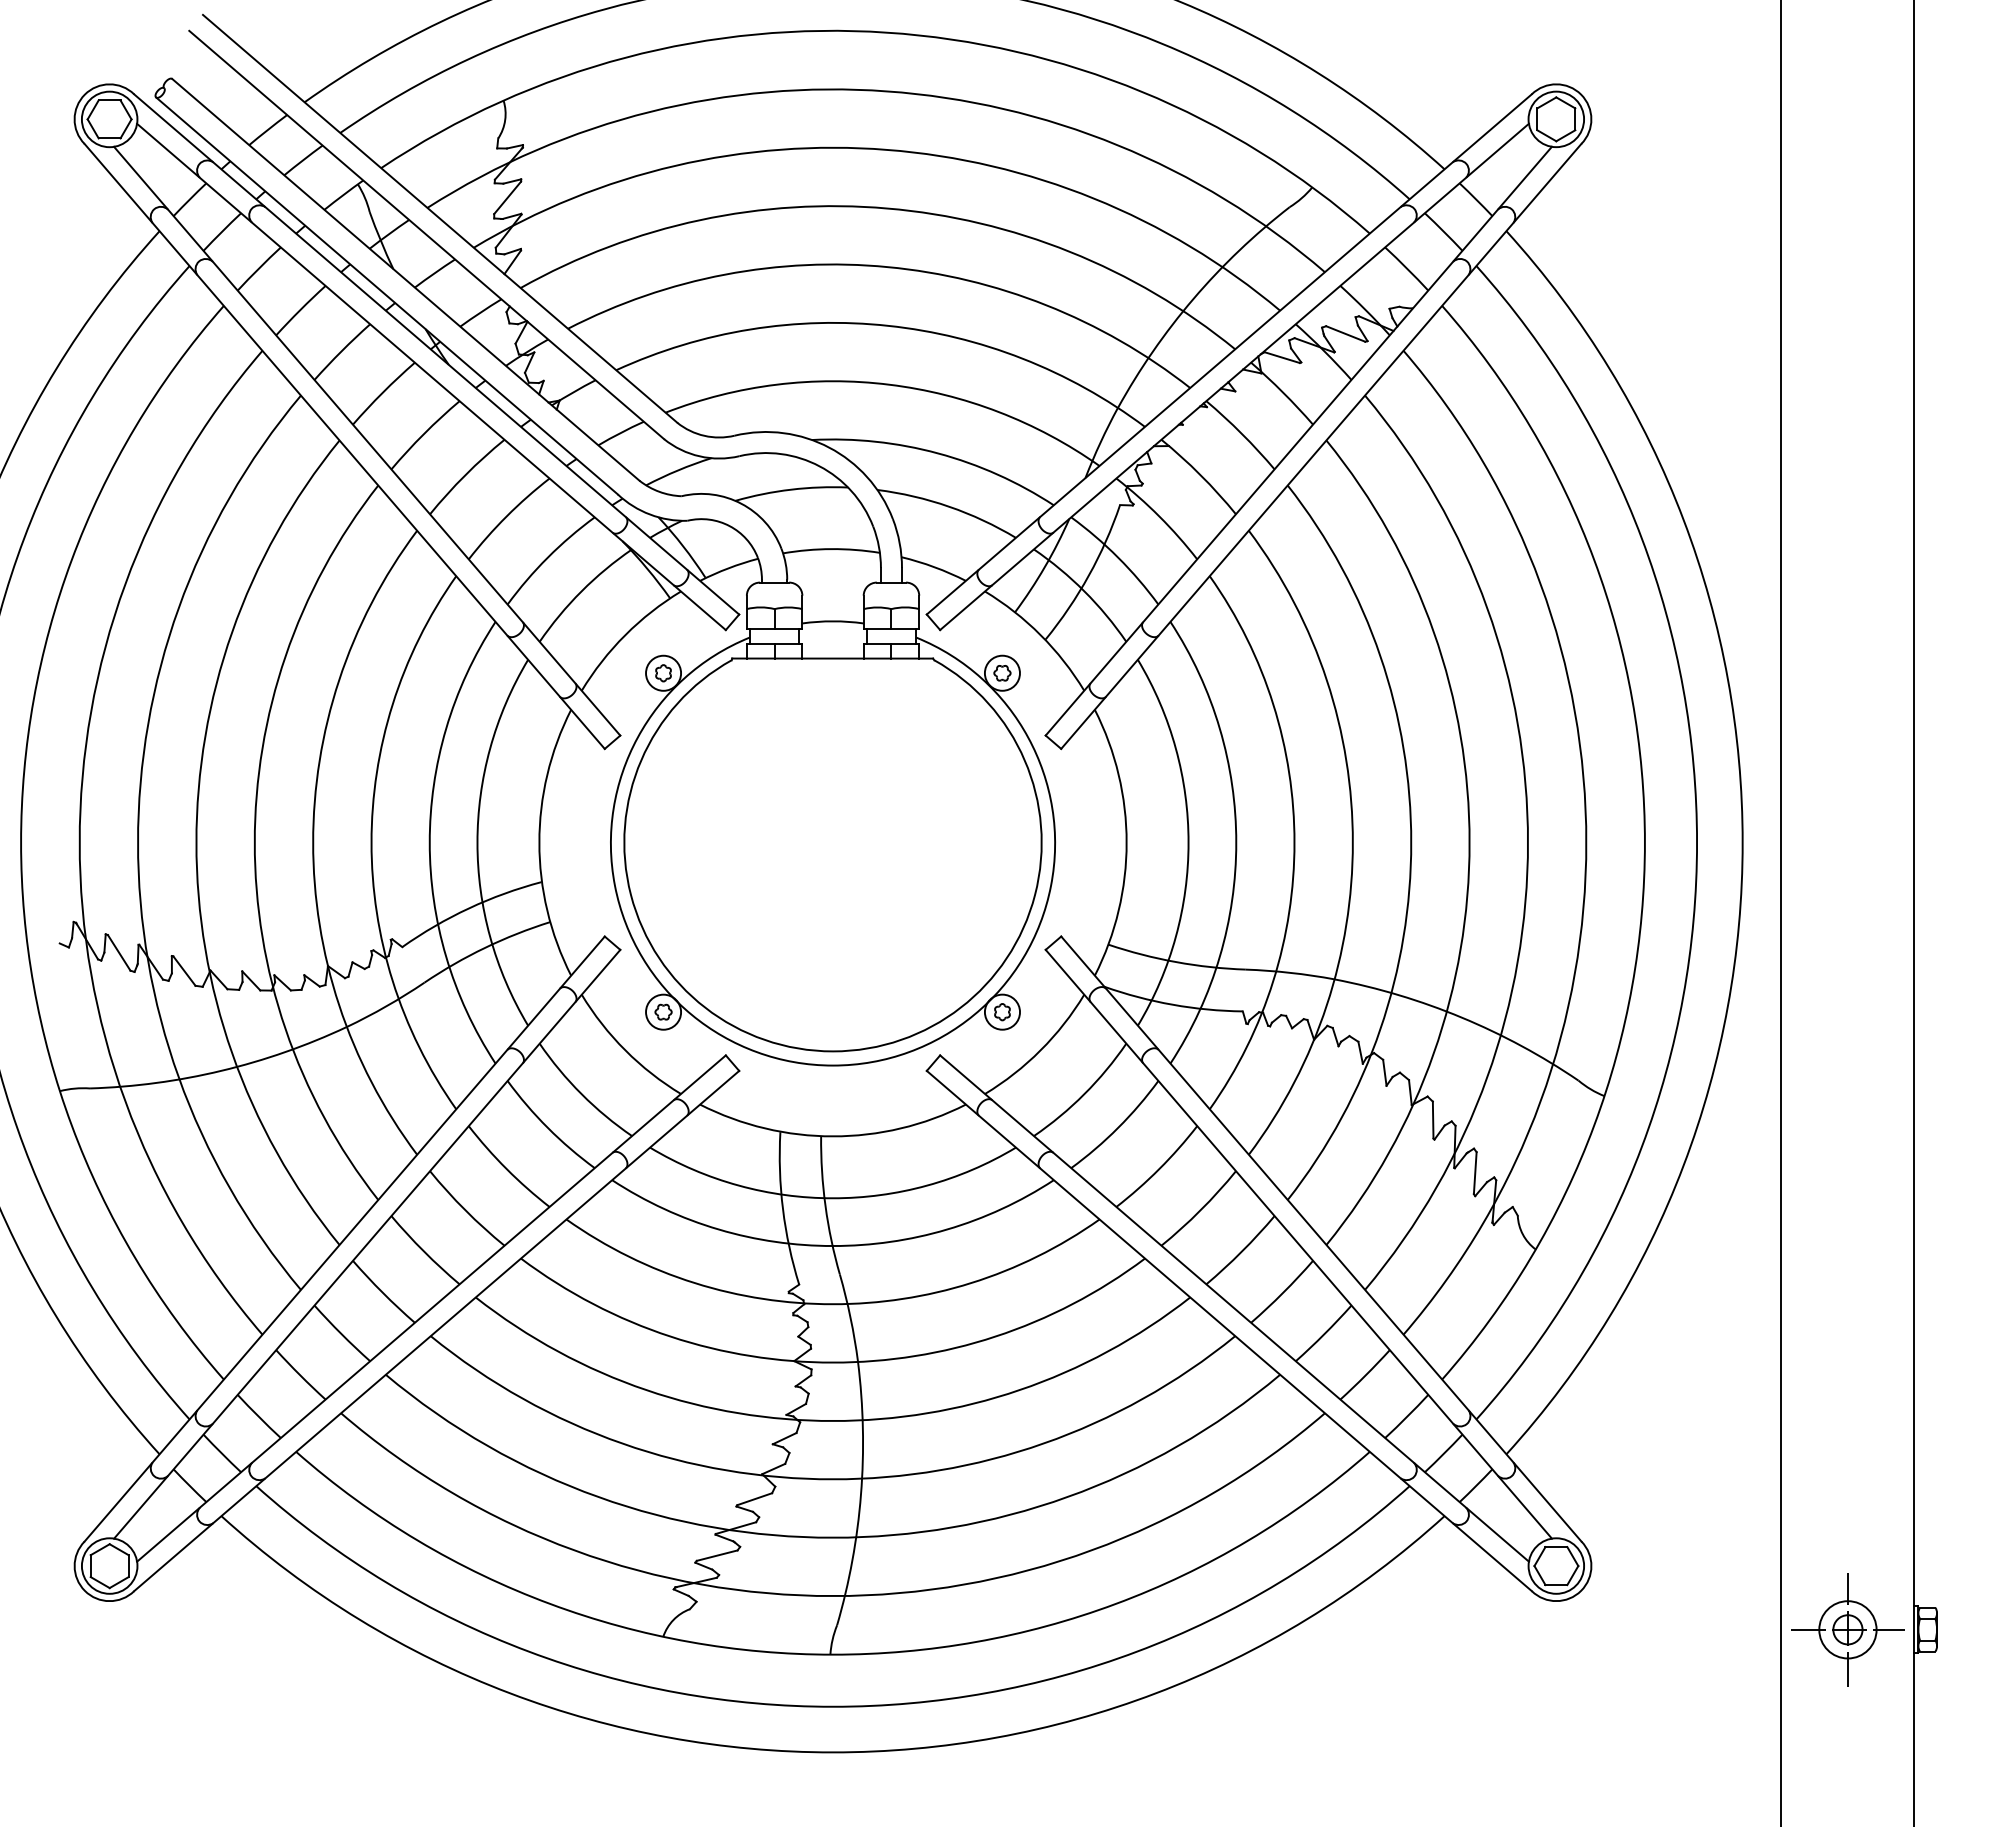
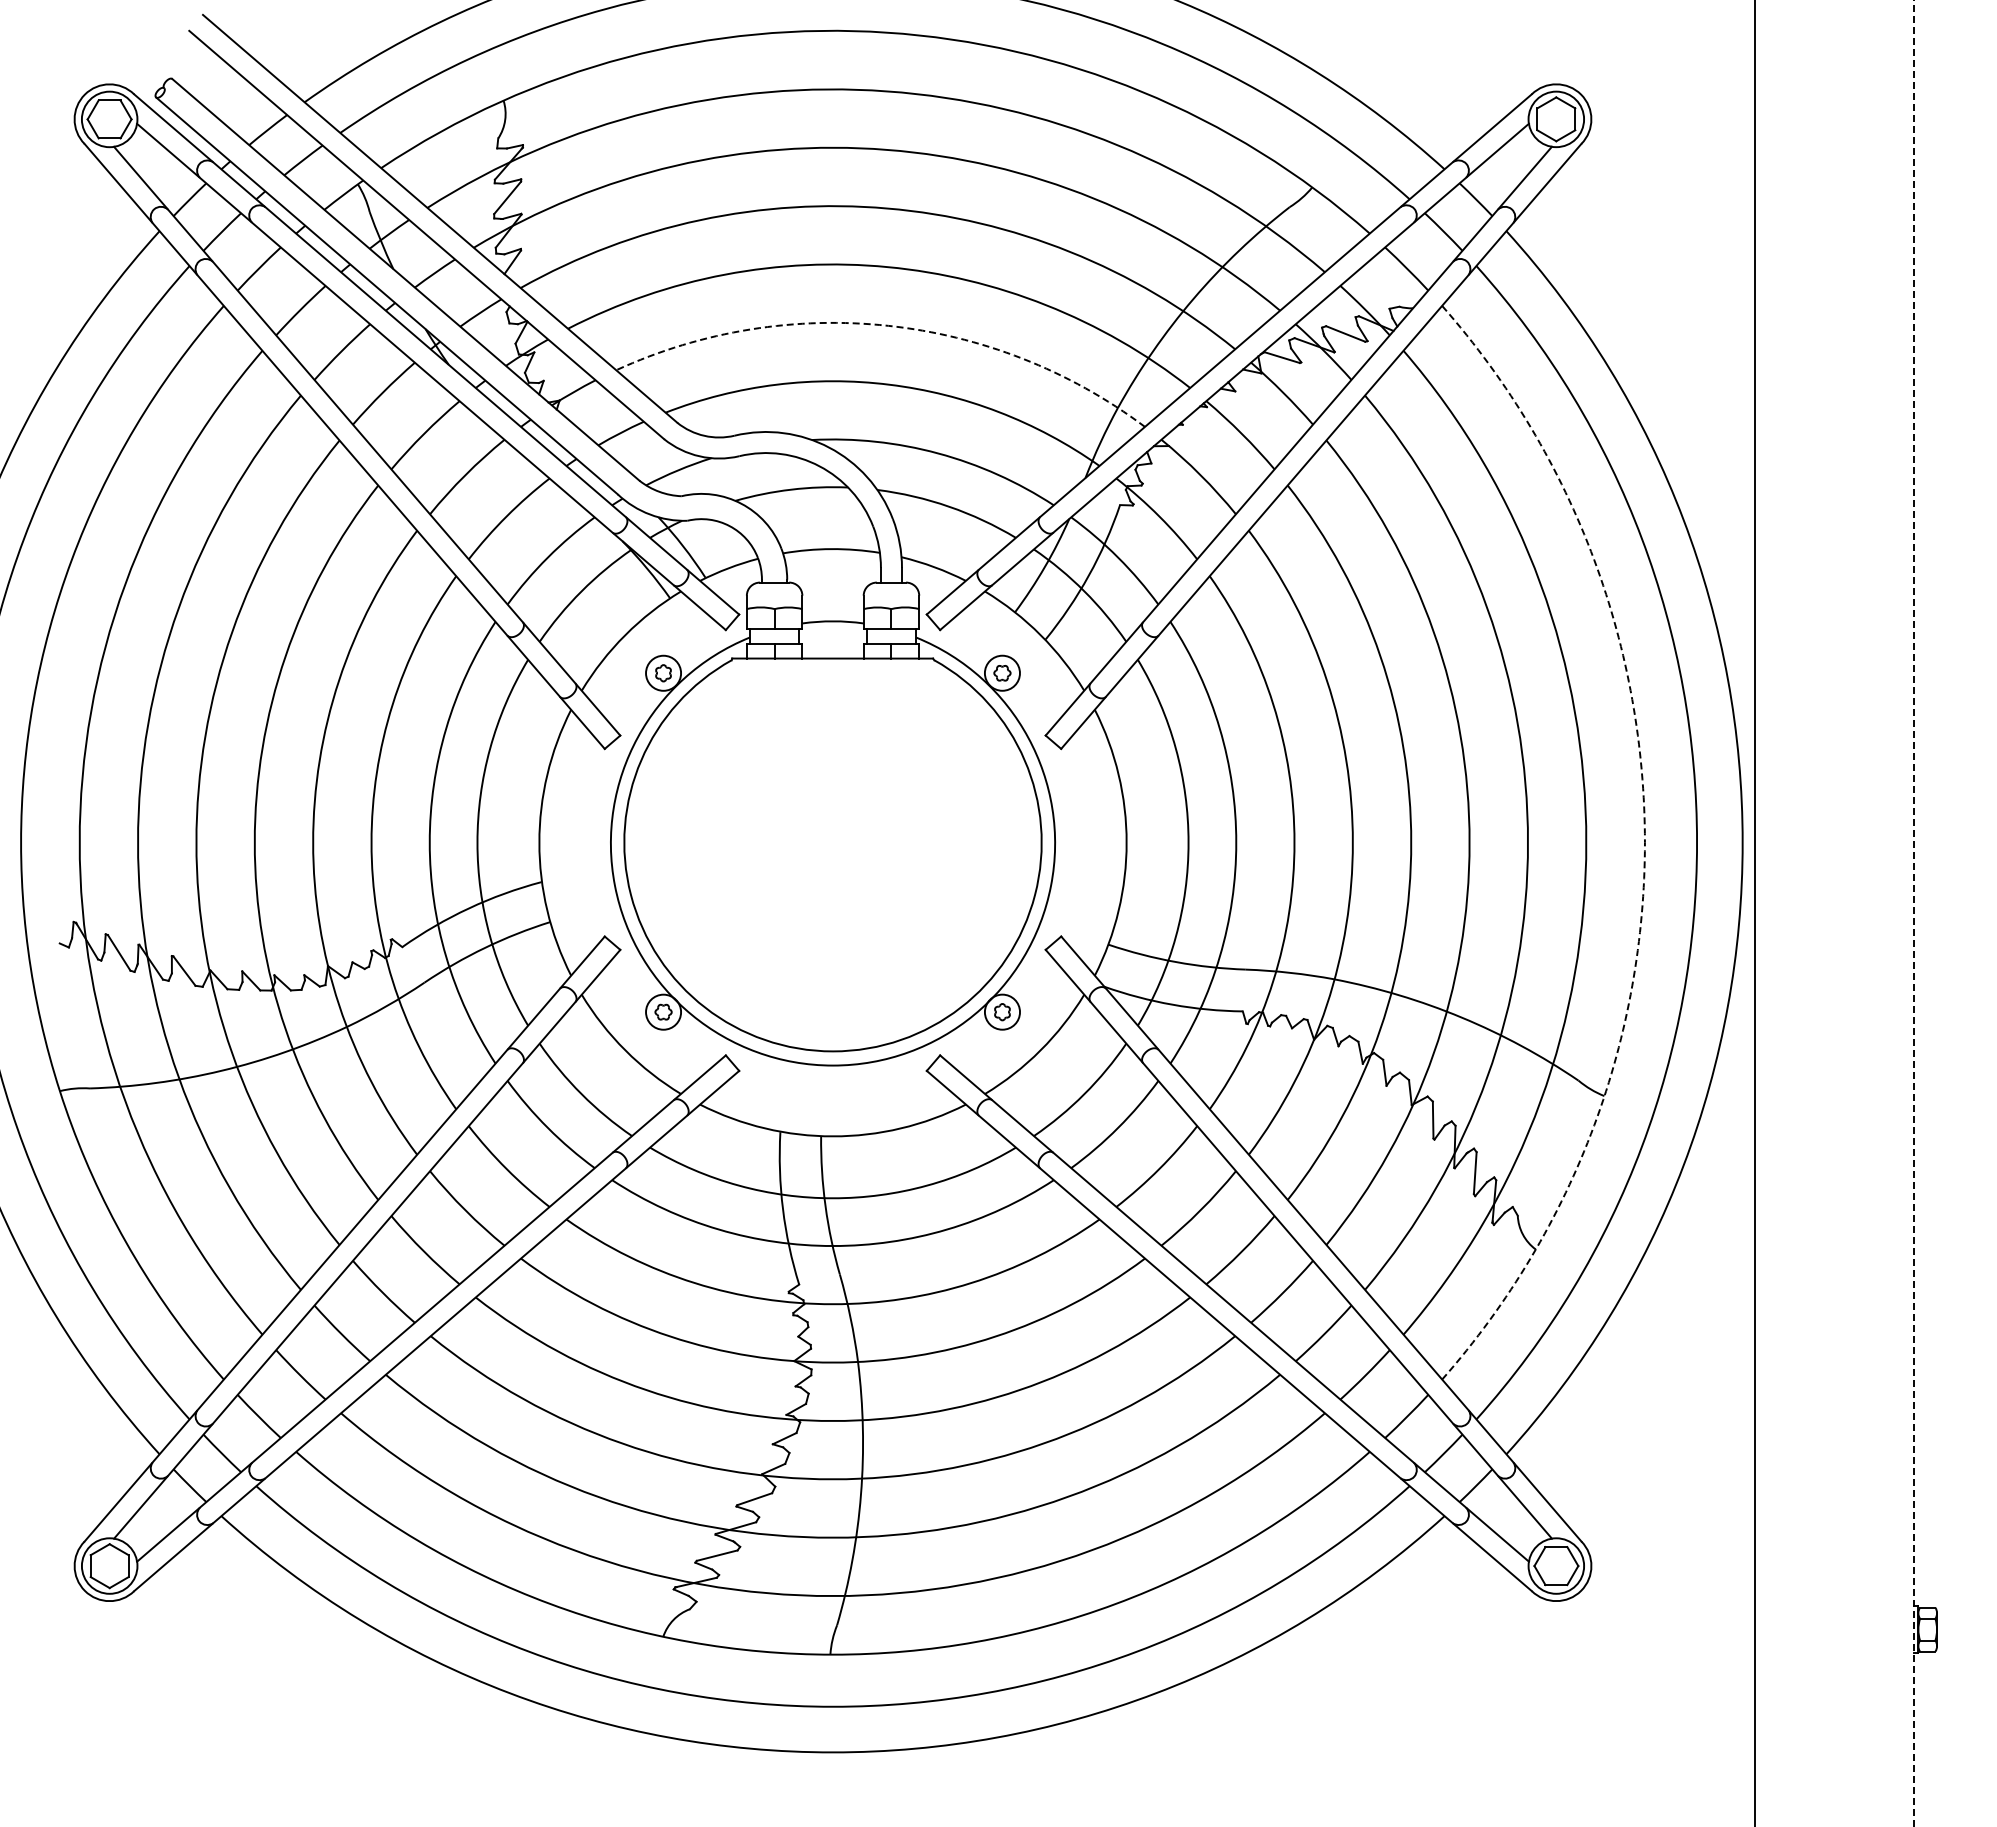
arc: solid -> dashed (888, 325)
arc: solid -> dashed (1644, 842)
line position: (1781, 912) -> (1755, 912) (1755, 912)
line: solid -> dashed (1913, 913)
part: present -> none (1847, 1629)
